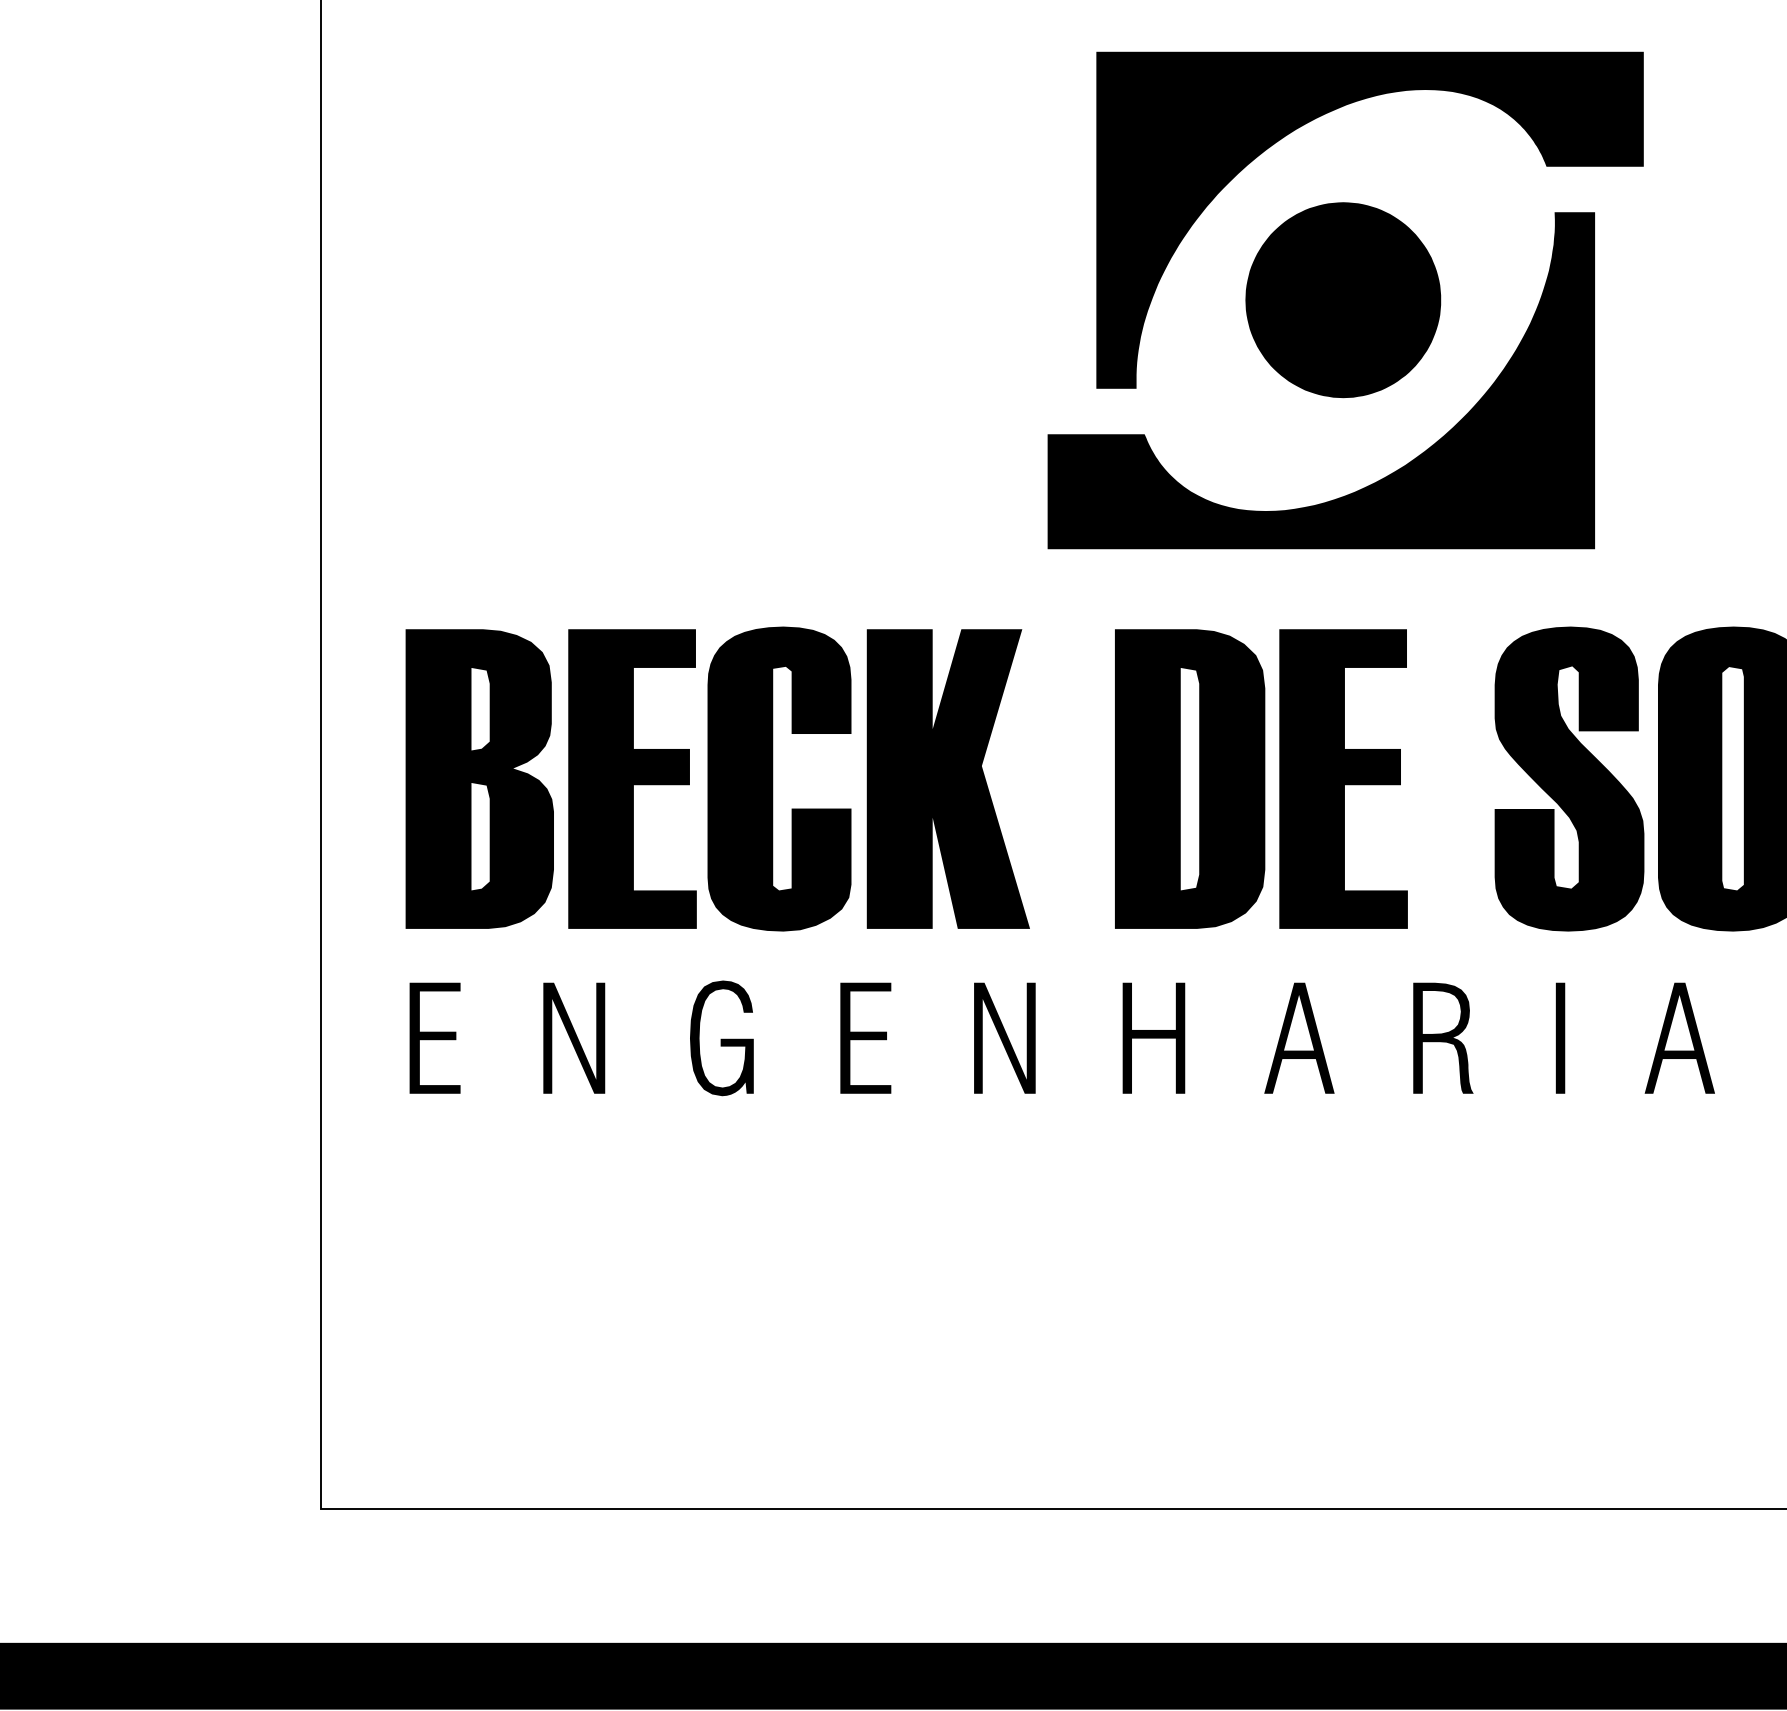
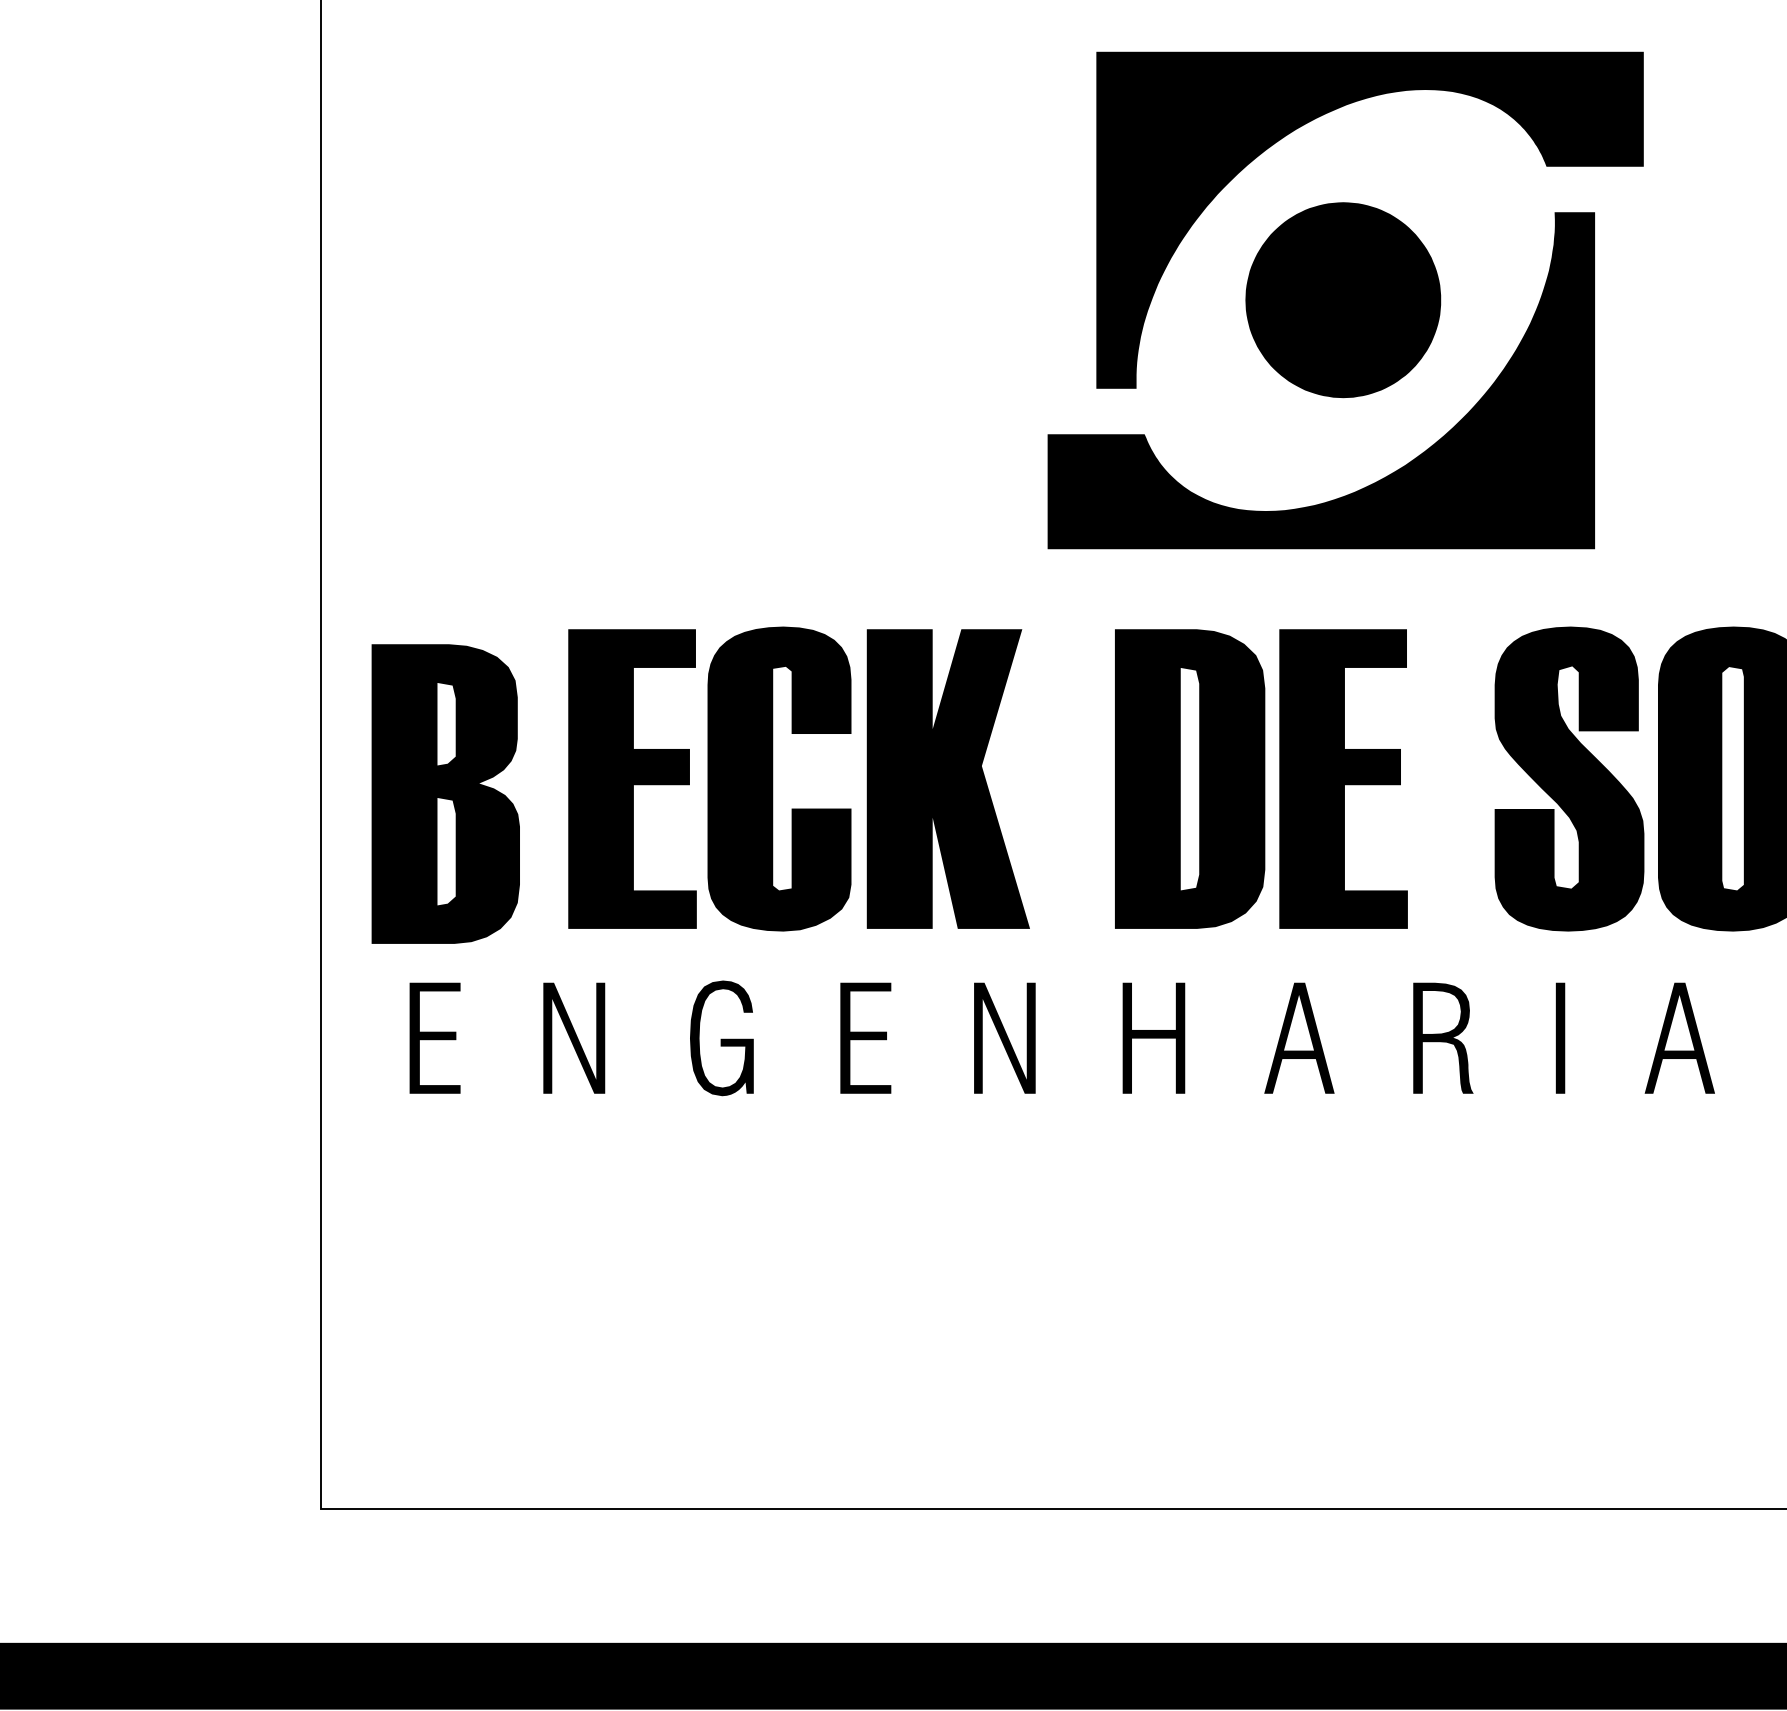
part position: (479, 778) -> (445, 793) (445, 793)
